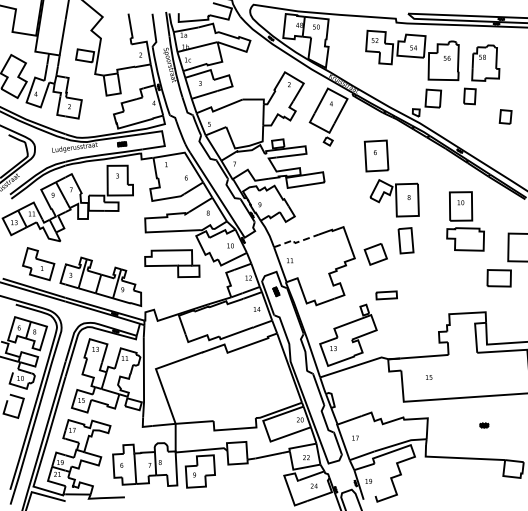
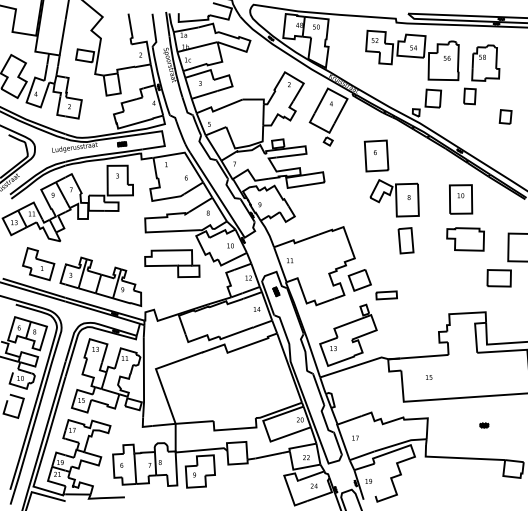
part position: (461, 206) -> (461, 199) (461, 199)
line: dashed -> solid (294, 243)
part position: (375, 254) -> (359, 280) (359, 280)
